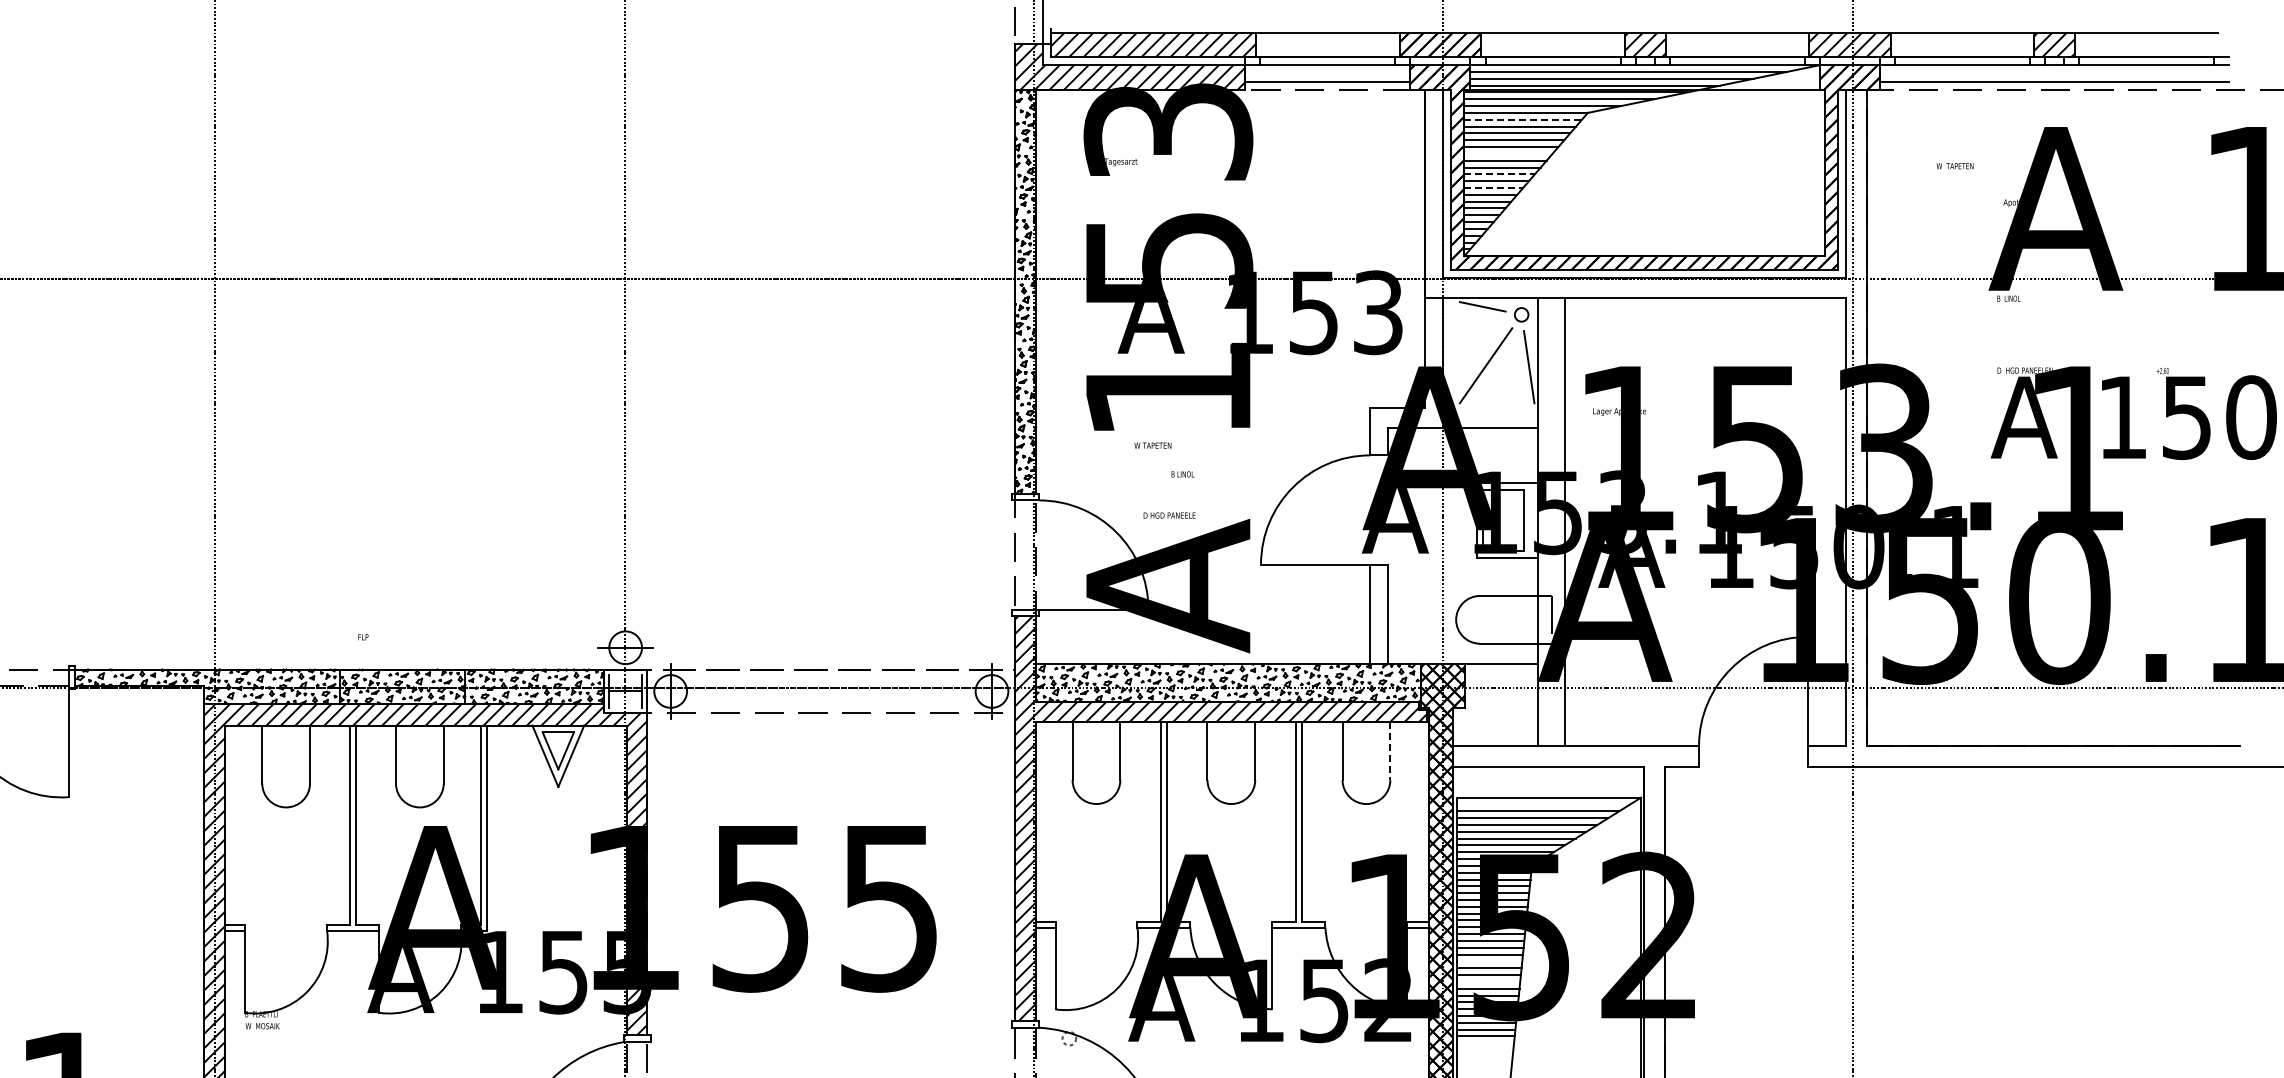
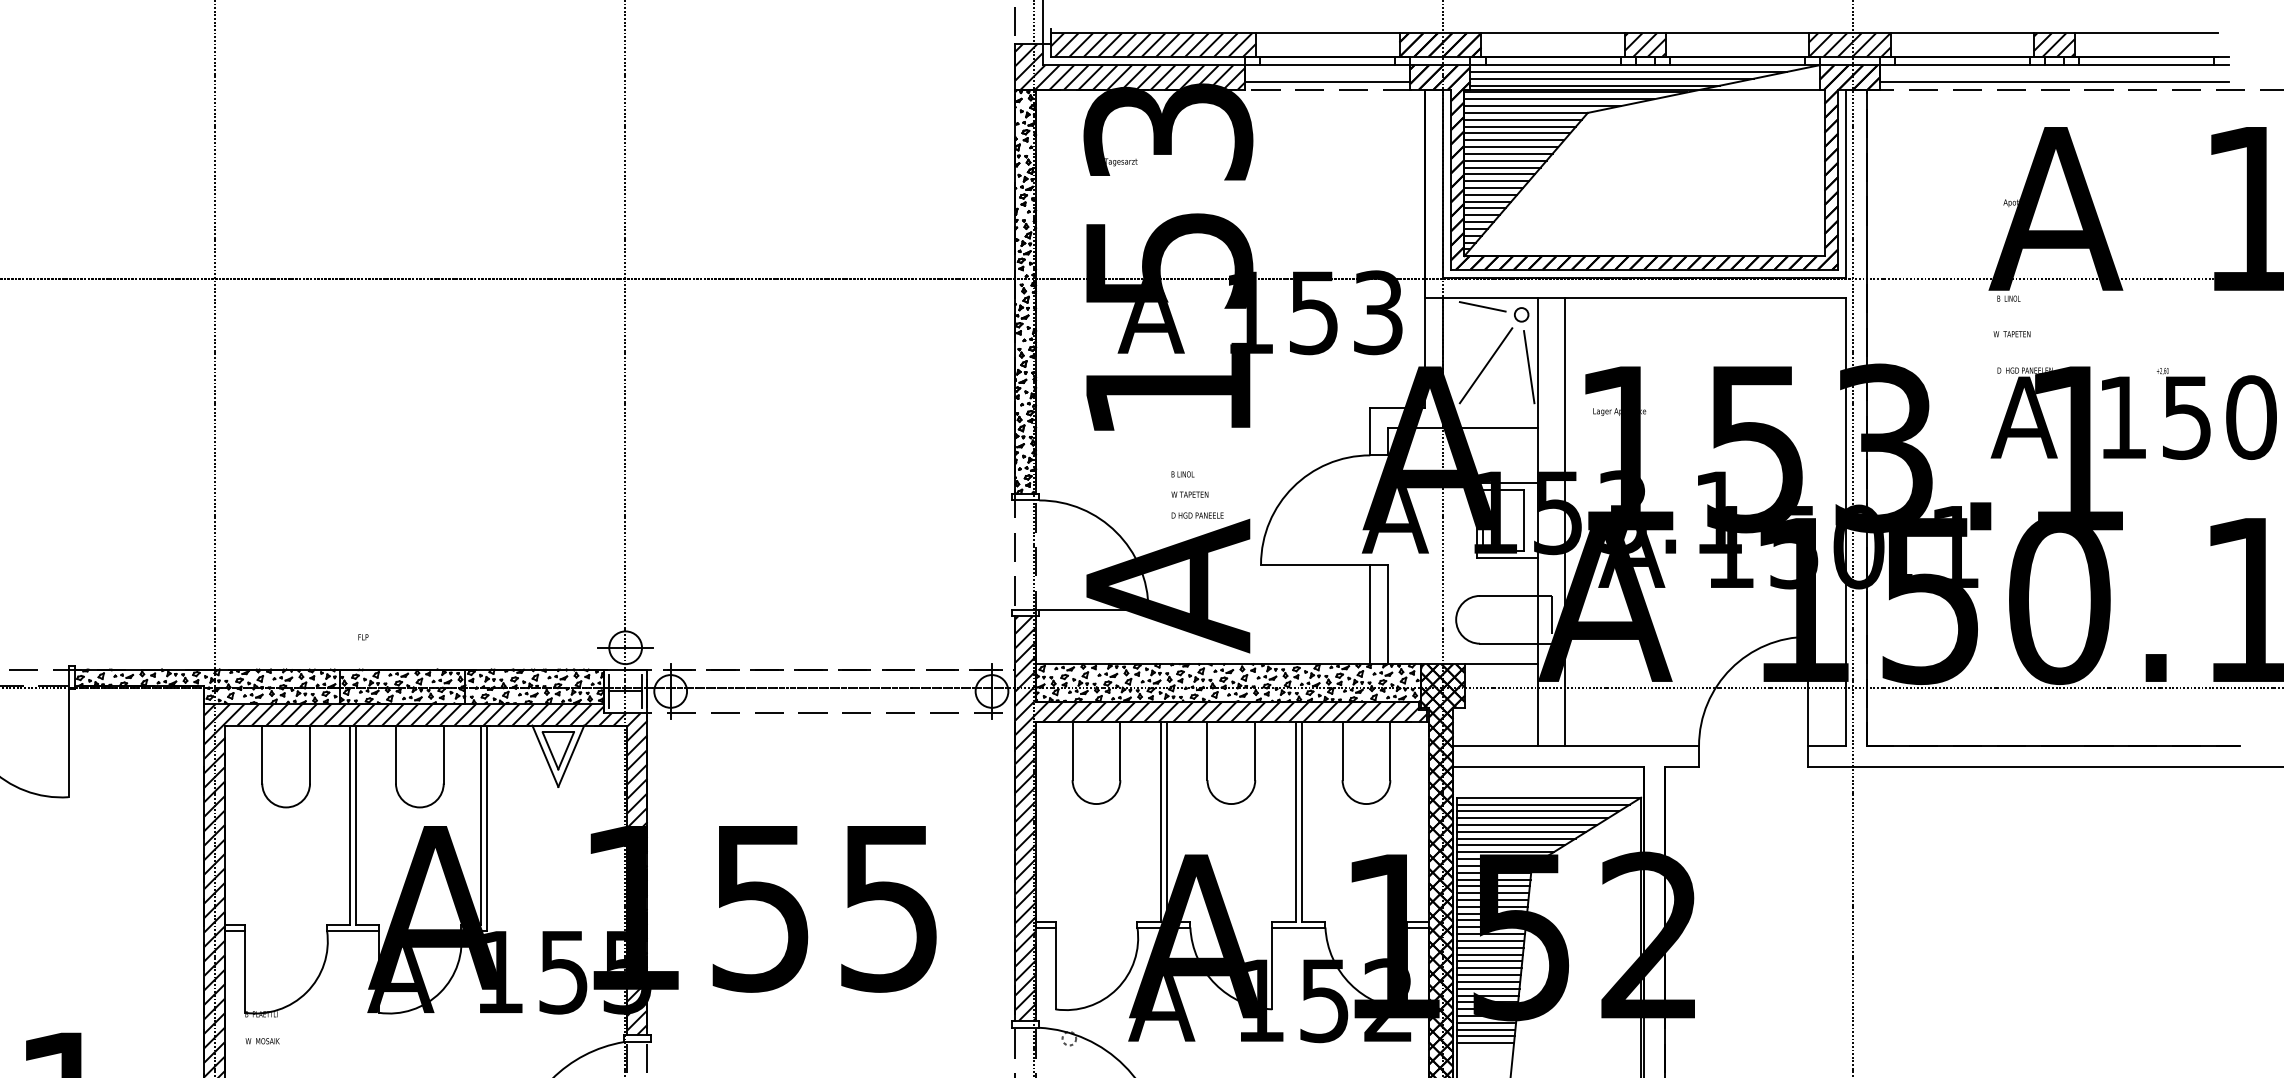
line: dashed -> solid (1523, 119)
line: none -> present (1508, 153)
text position: (1954, 166) -> (2011, 334) (2011, 334)
line: dashed -> solid (1500, 174)
line: dashed -> solid (1494, 187)
text position: (1152, 445) -> (1189, 494) (1189, 494)
text position: (1169, 515) -> (1197, 515) (1197, 515)
line: dashed -> solid (1390, 751)
line: none -> present (1543, 804)
line: none -> present (1489, 961)
line: none -> present (1488, 981)
text position: (262, 1026) -> (262, 1041) (262, 1041)
line: none -> present (1485, 1043)
